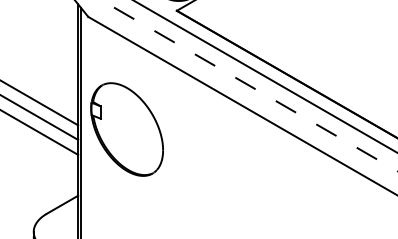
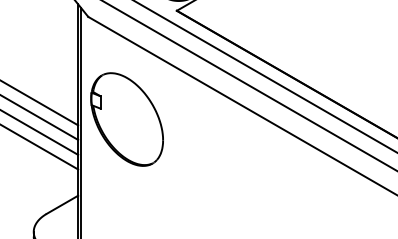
line: dashed -> solid (249, 85)
part position: (126, 129) -> (126, 119) (126, 119)
line: none -> present (40, 147)
